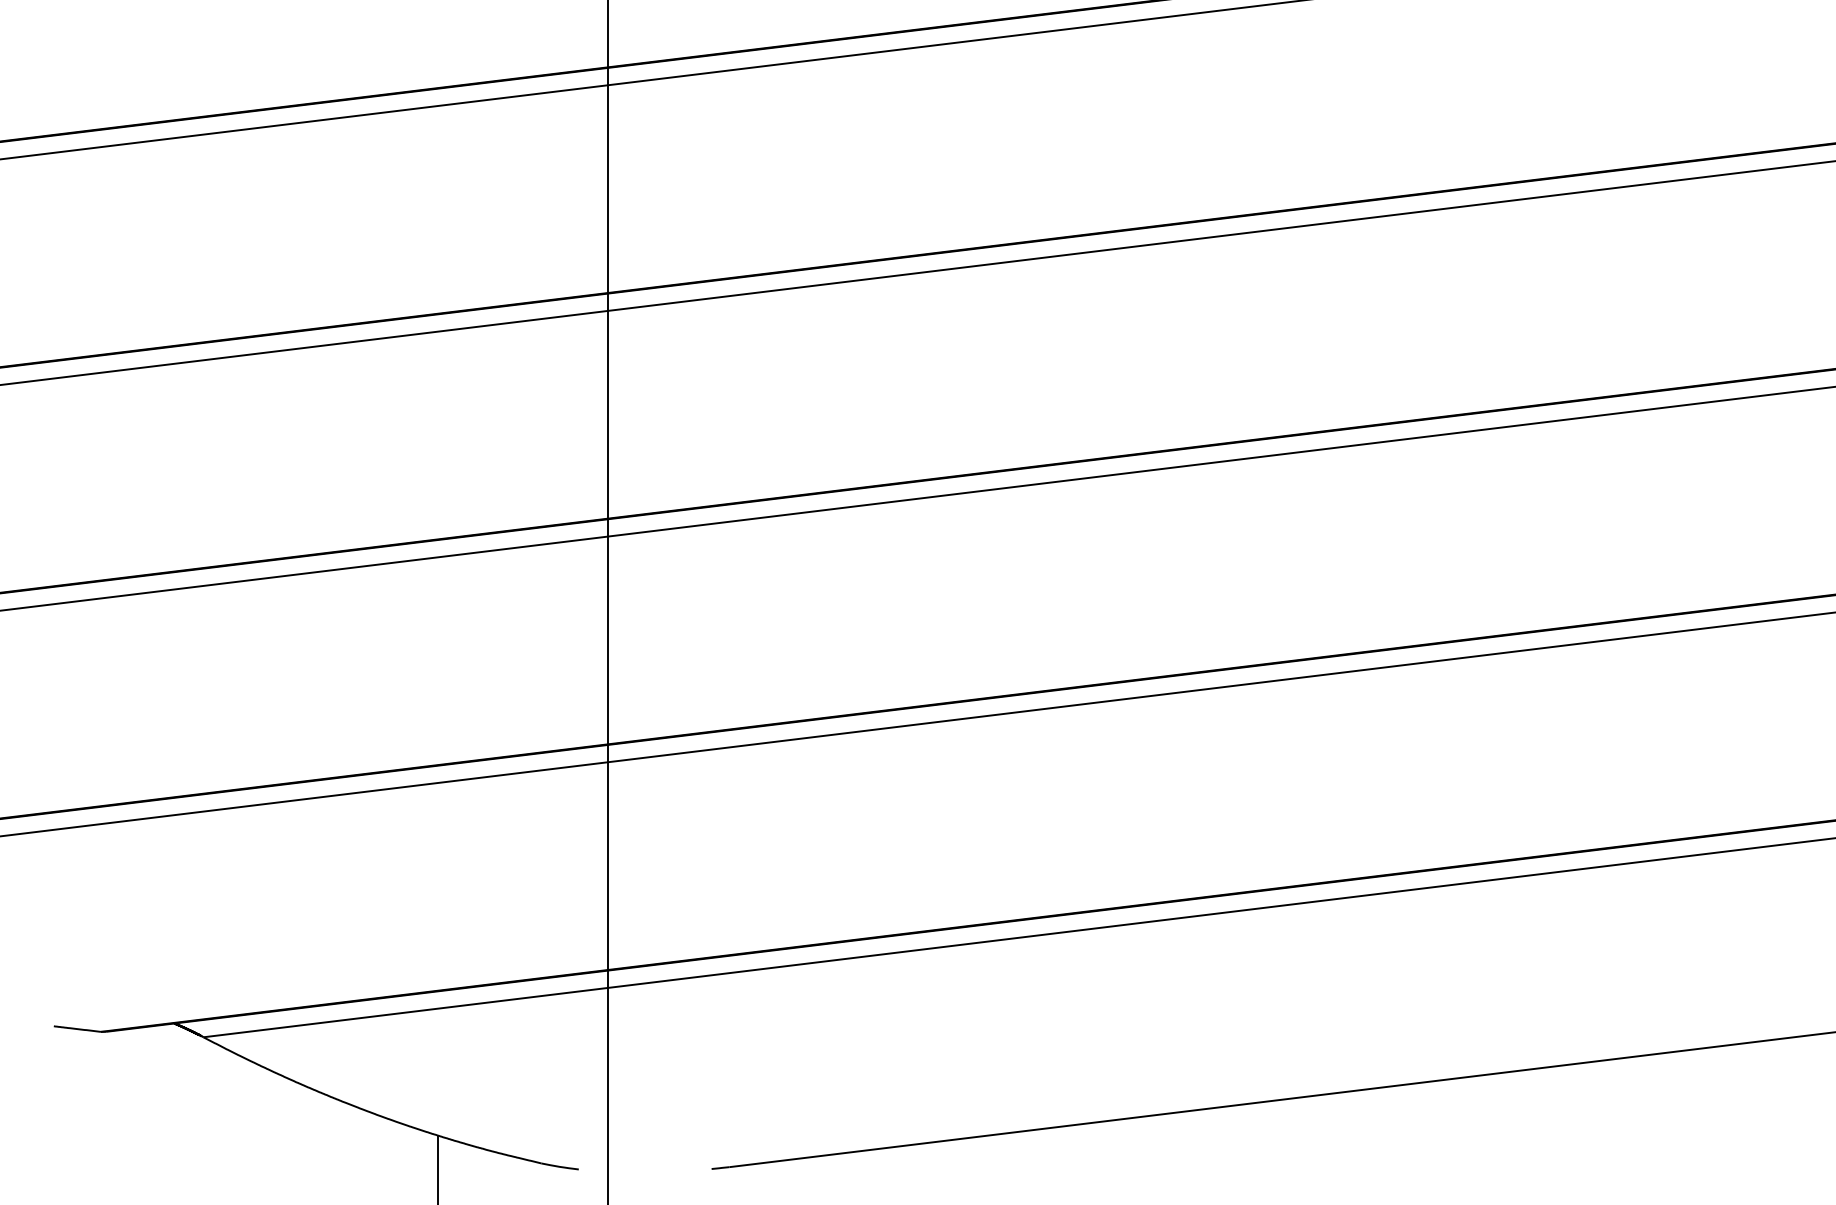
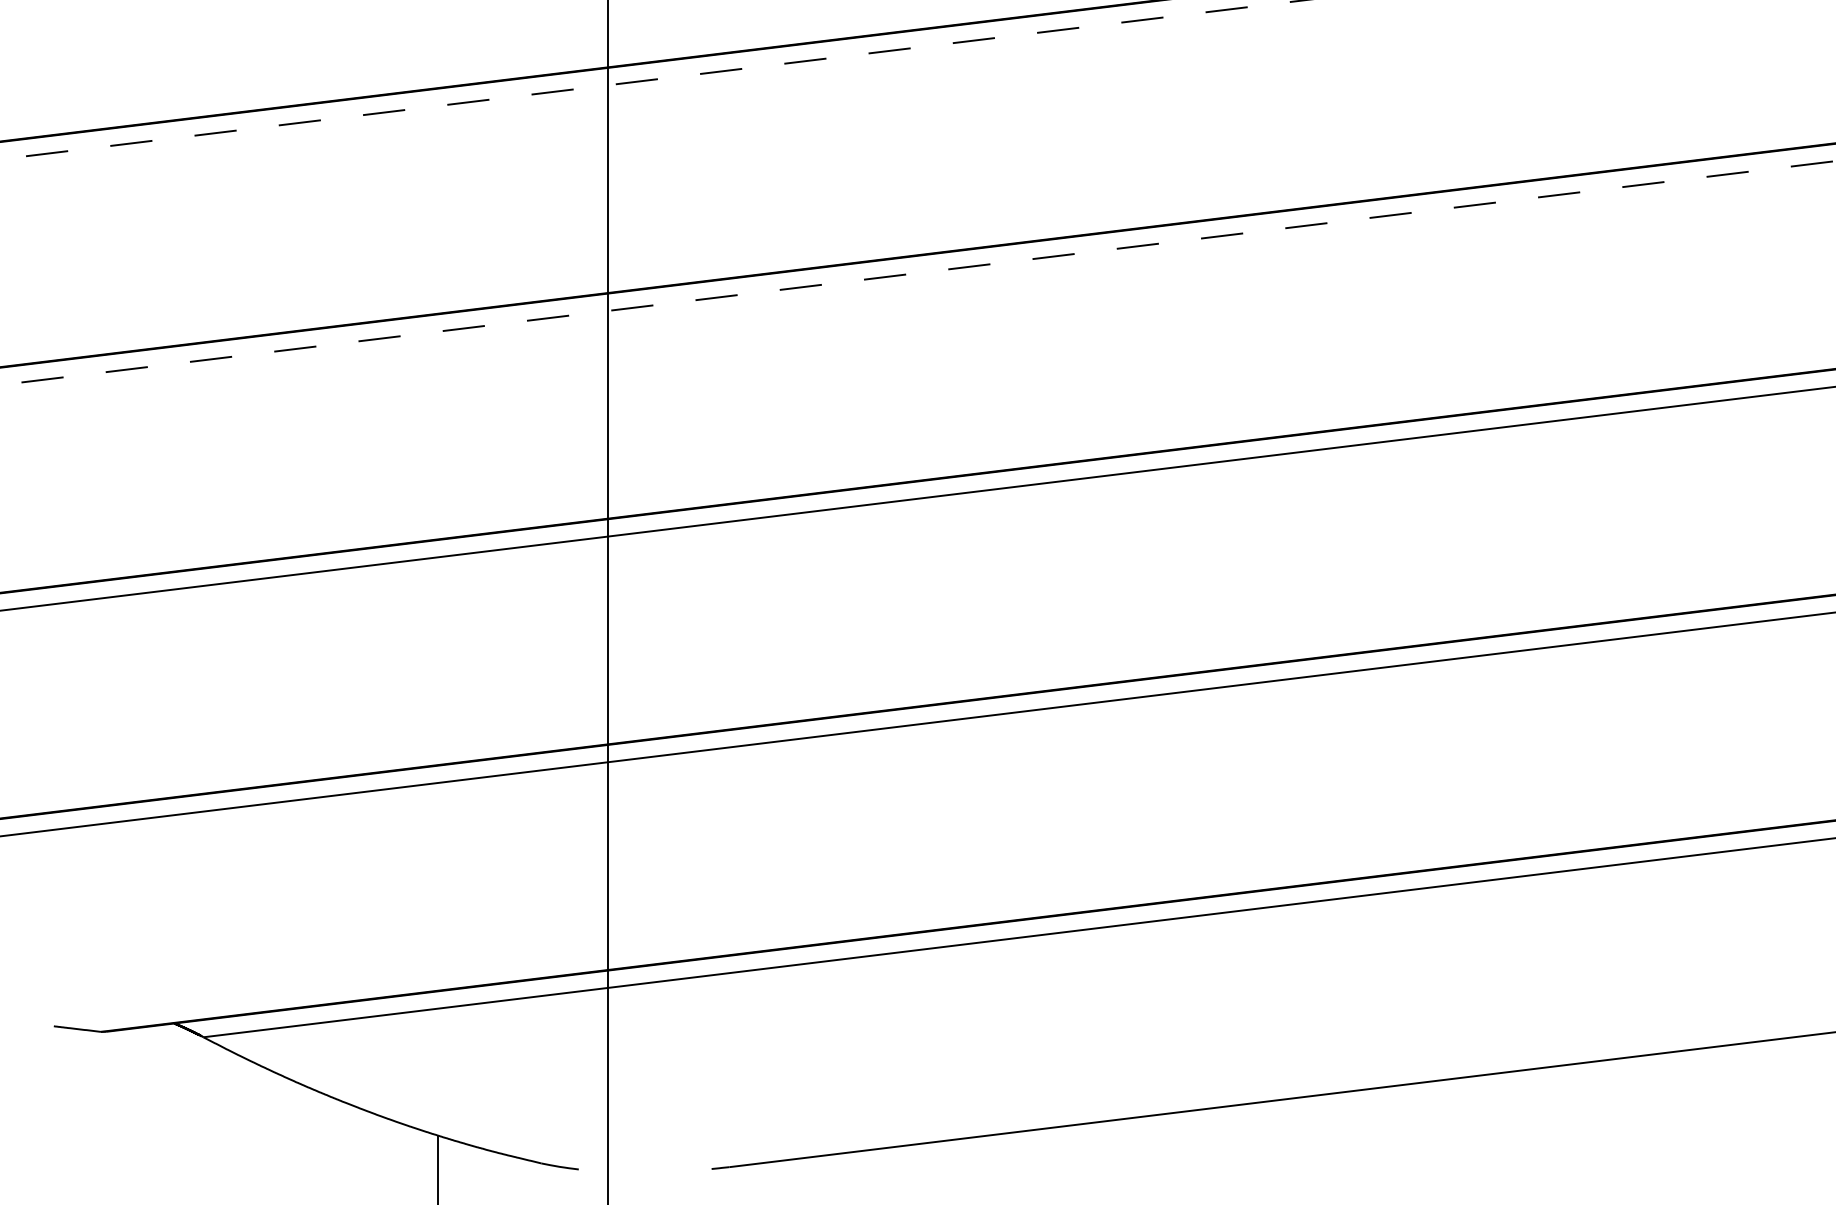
line: solid -> dashed (653, 79)
line: solid -> dashed (918, 273)
